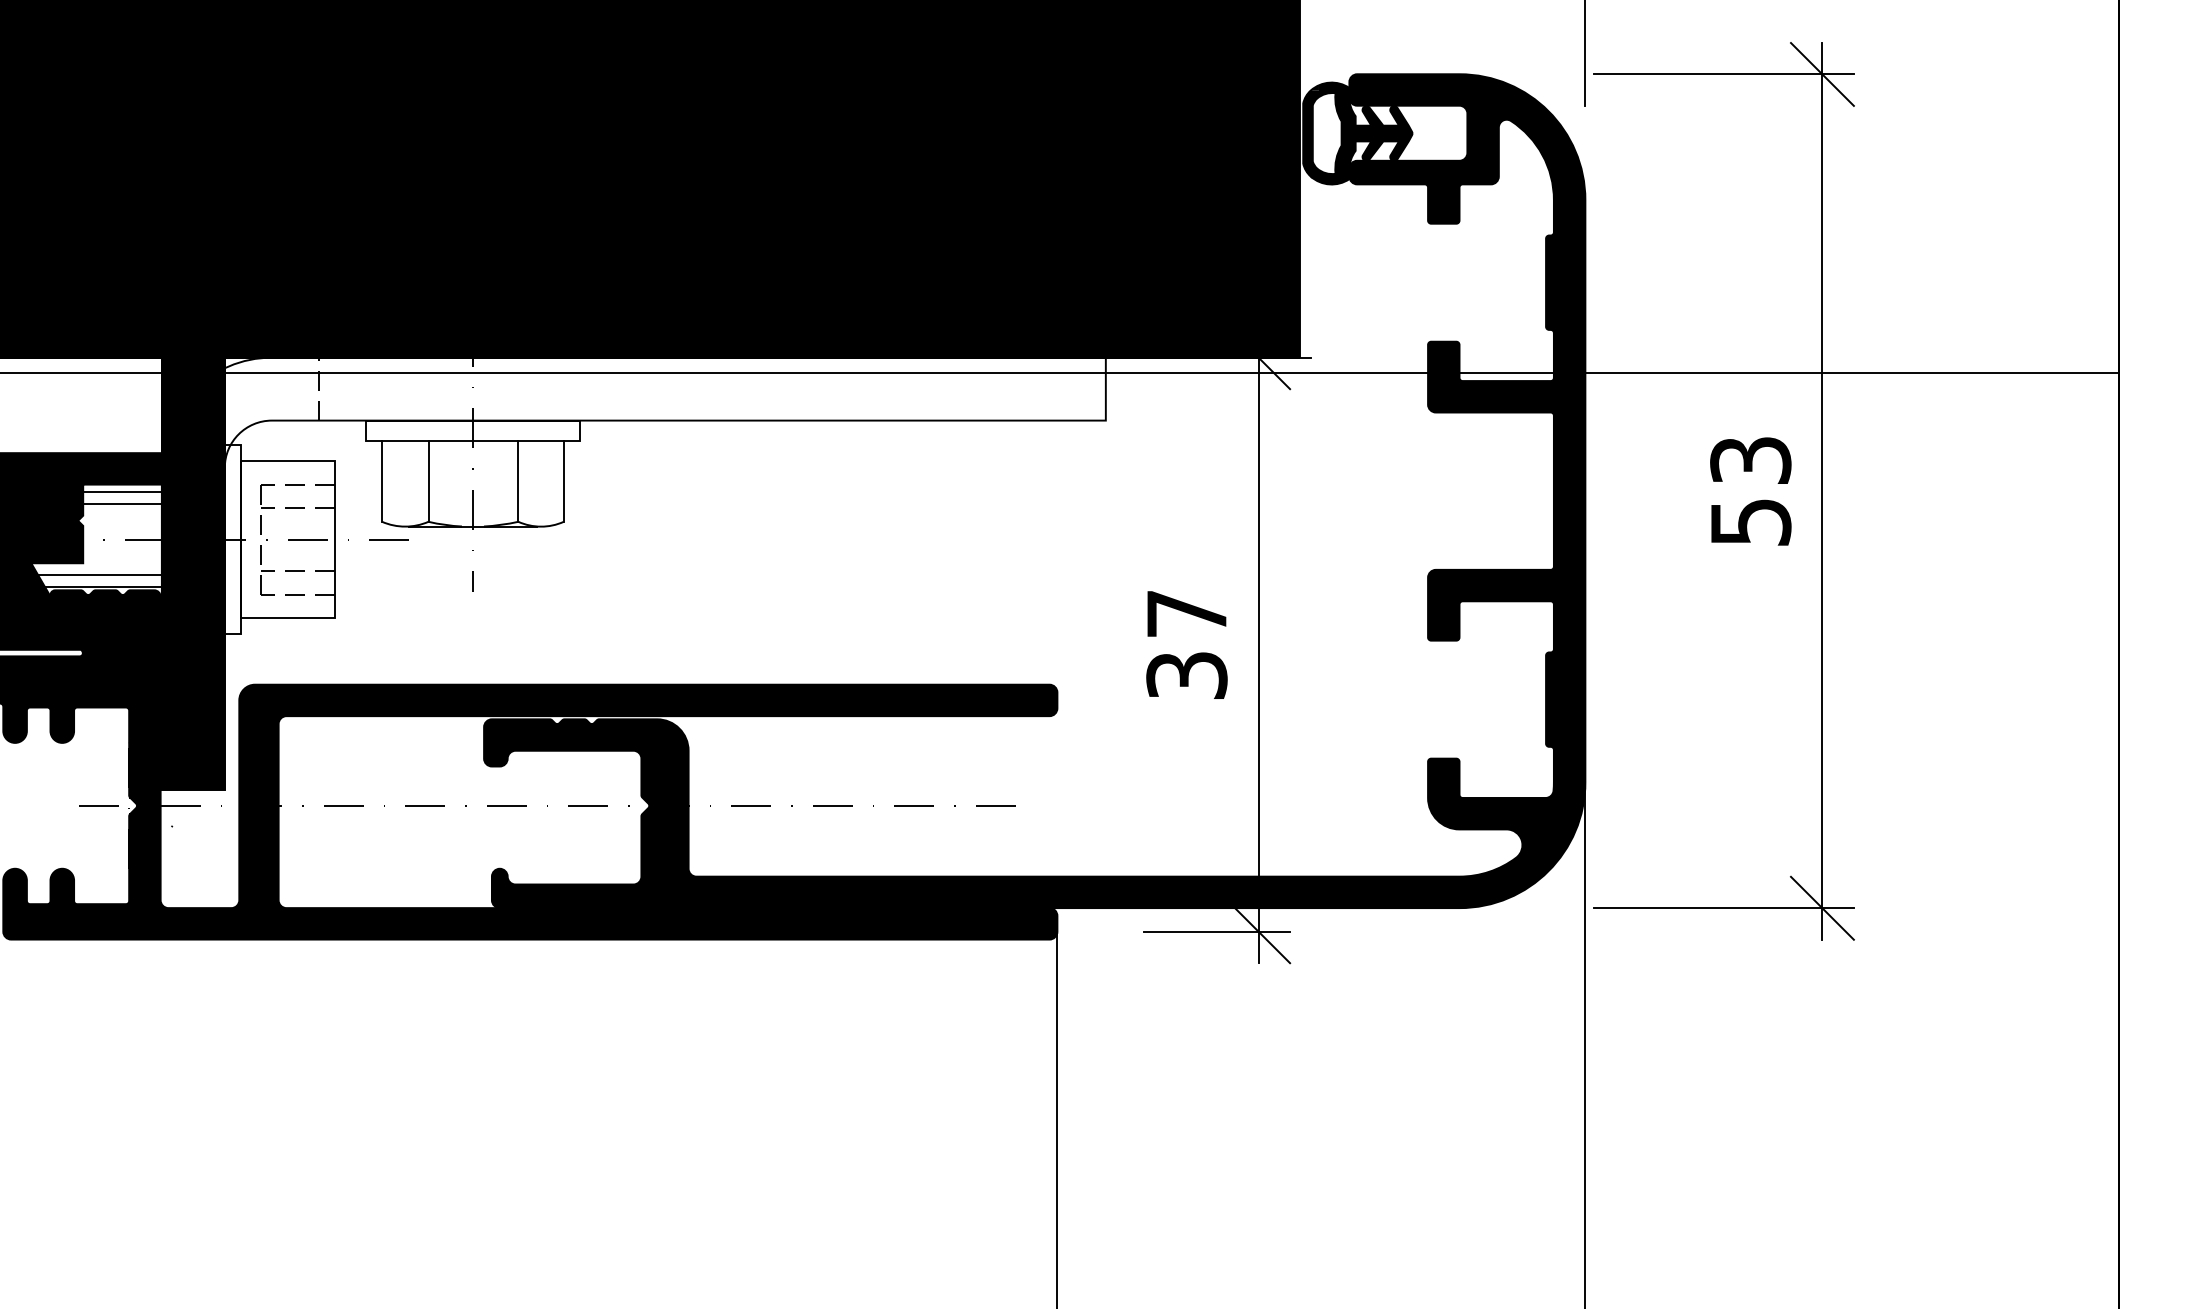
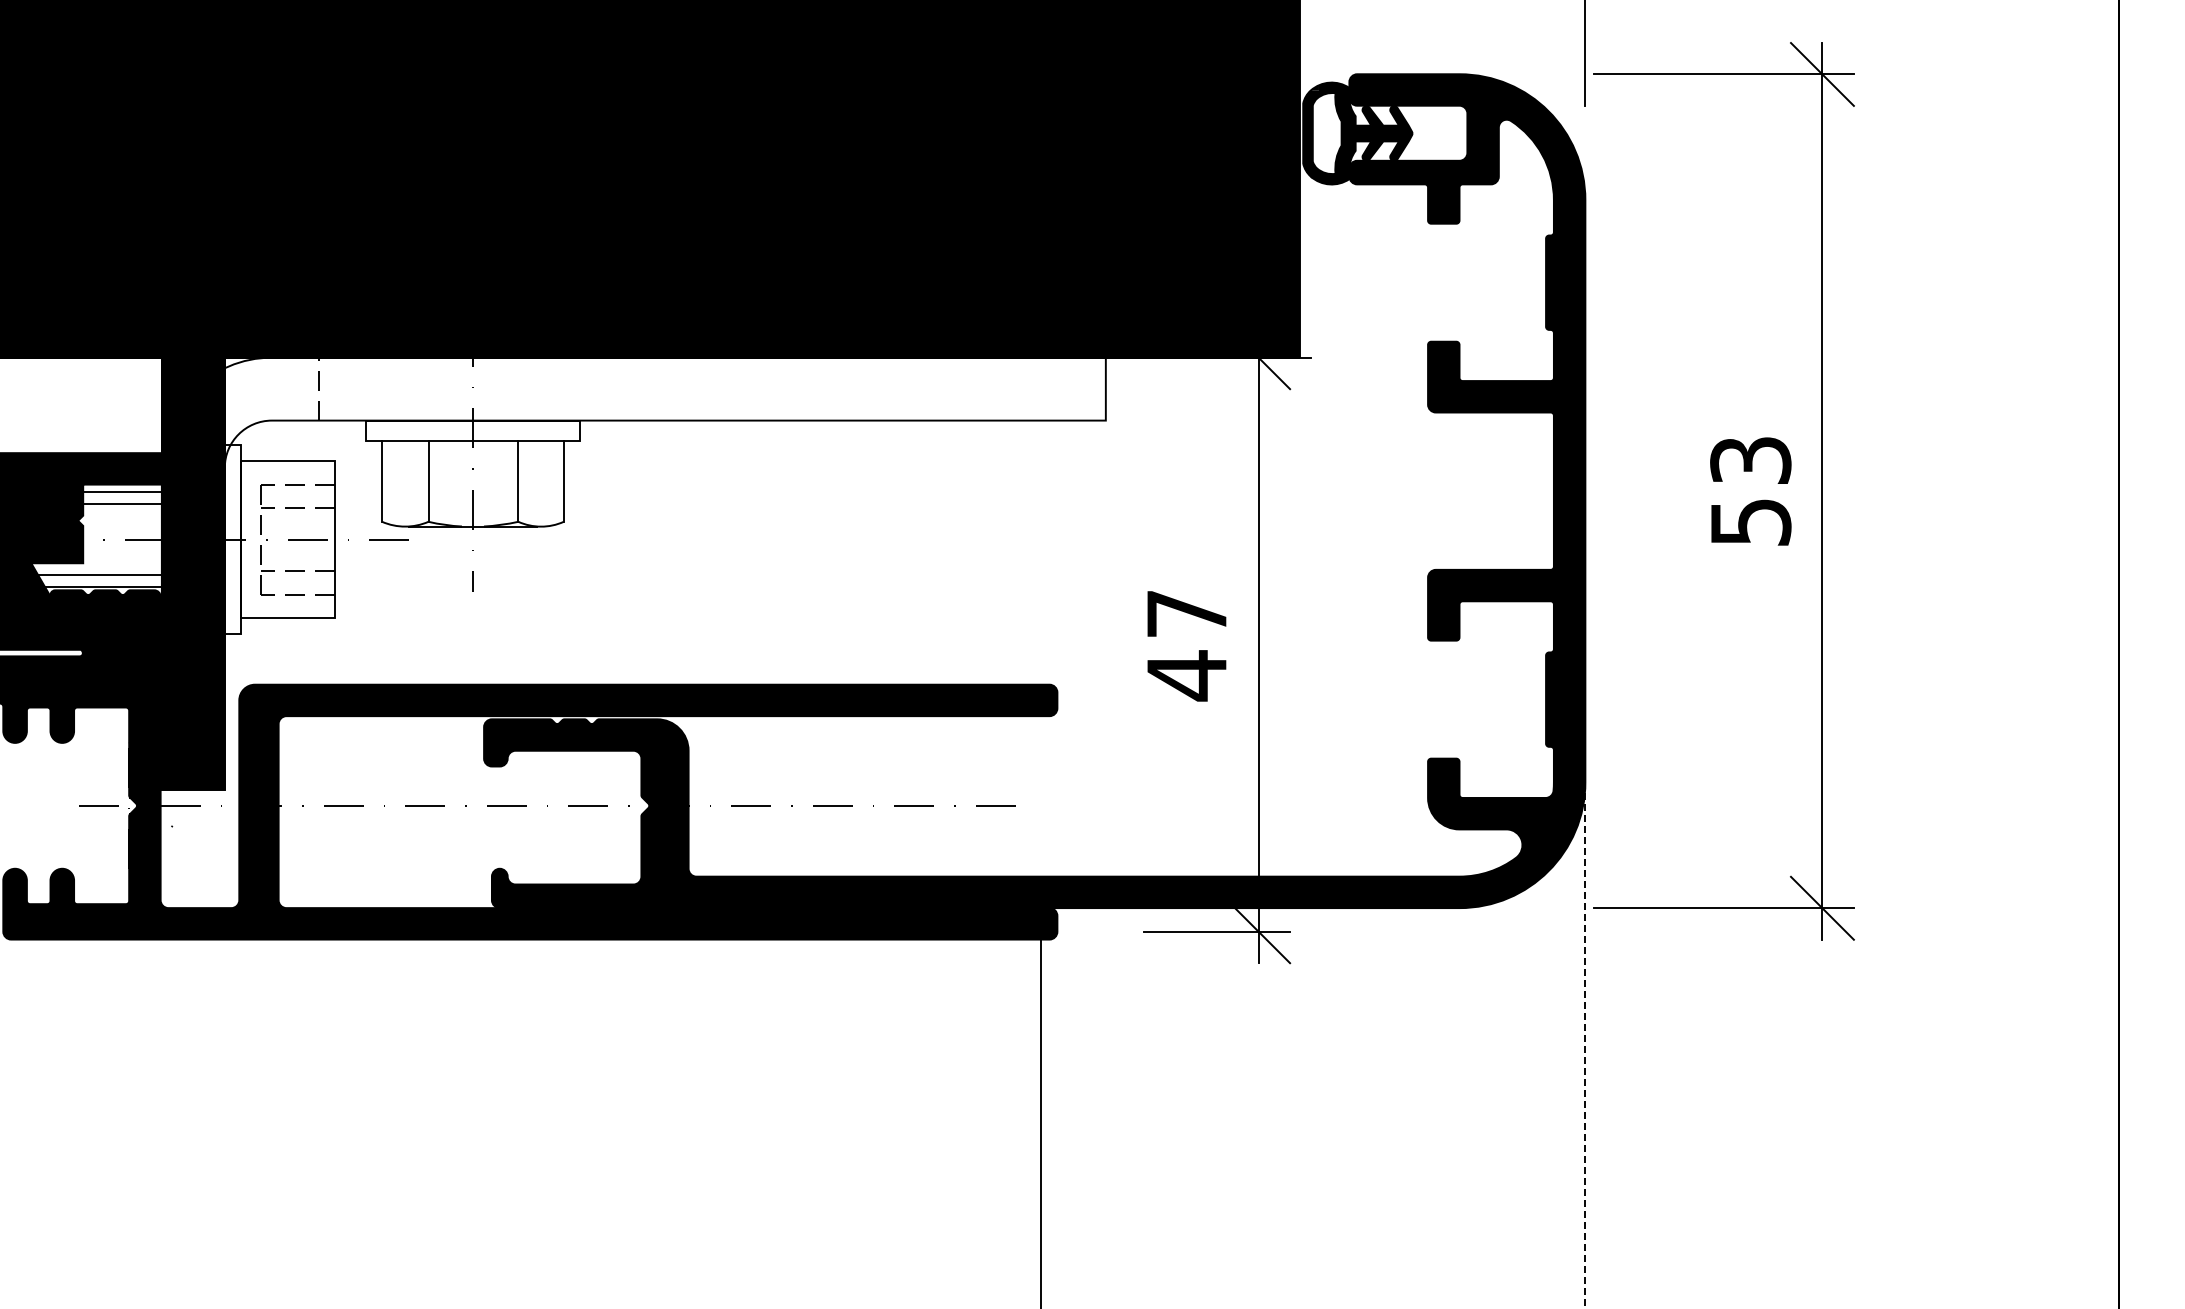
line: present -> none (1060, 373)
text: 37 -> 47 (1186, 675)
line: solid -> dashed (1585, 1045)
line position: (1057, 1118) -> (1041, 1118) (1041, 1118)
